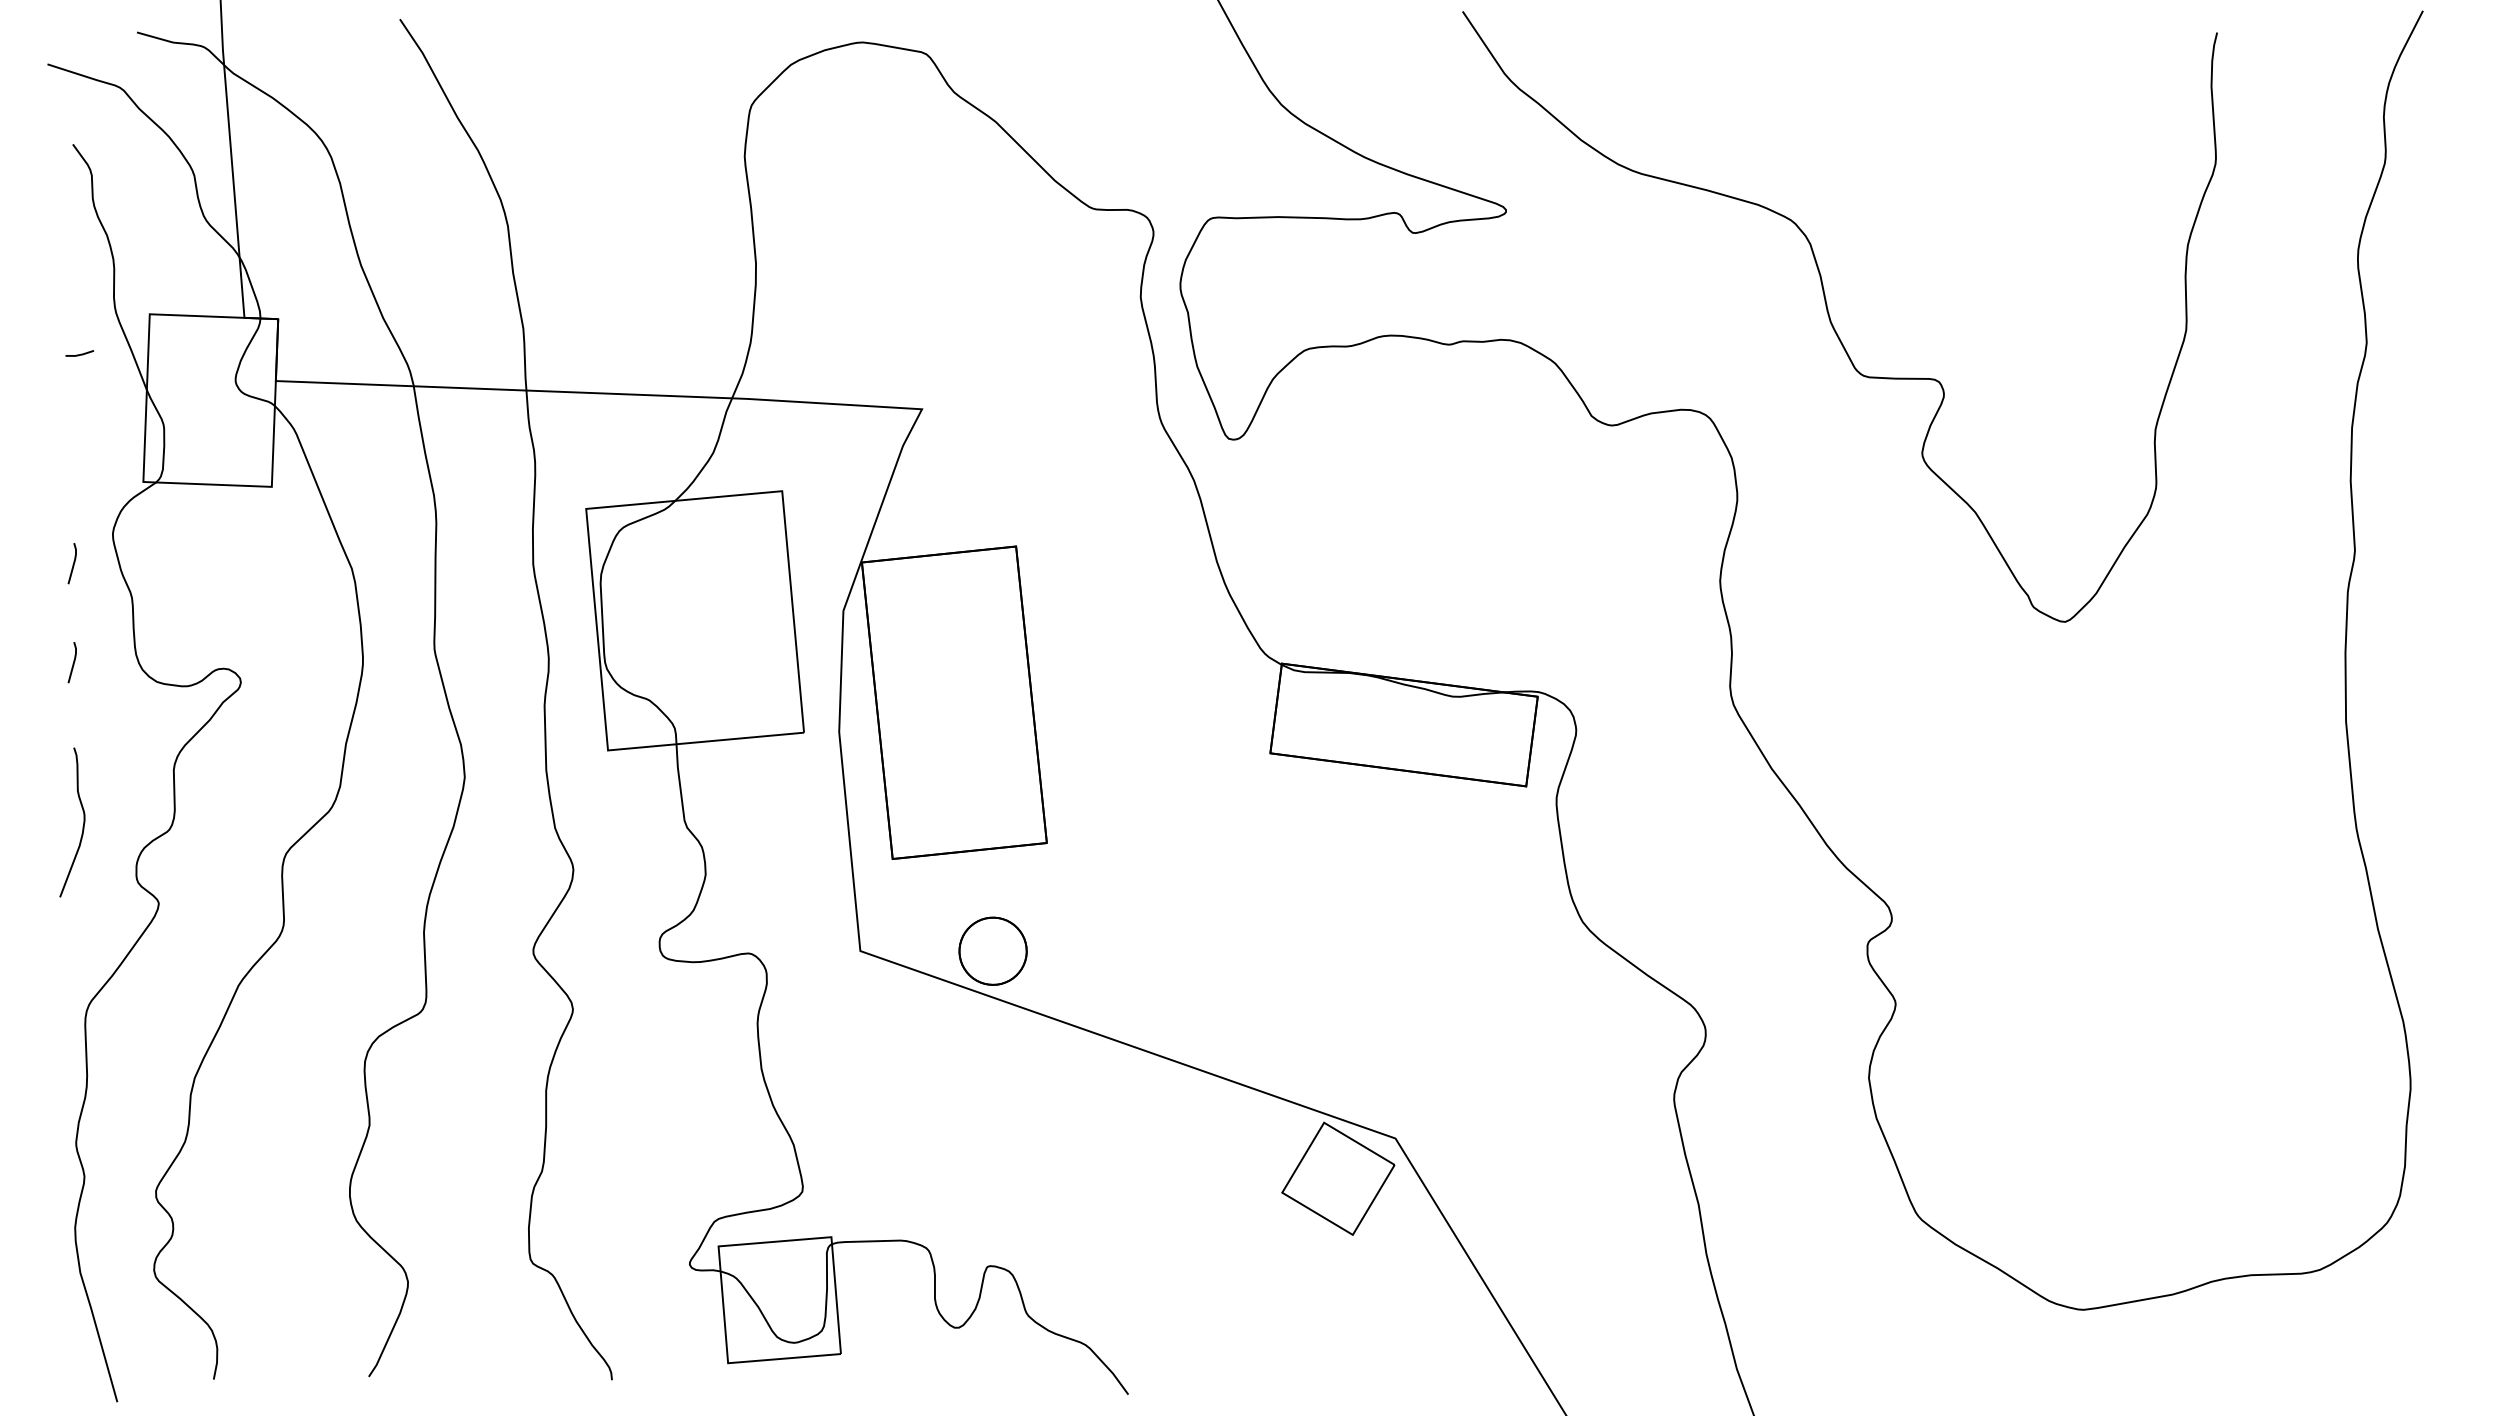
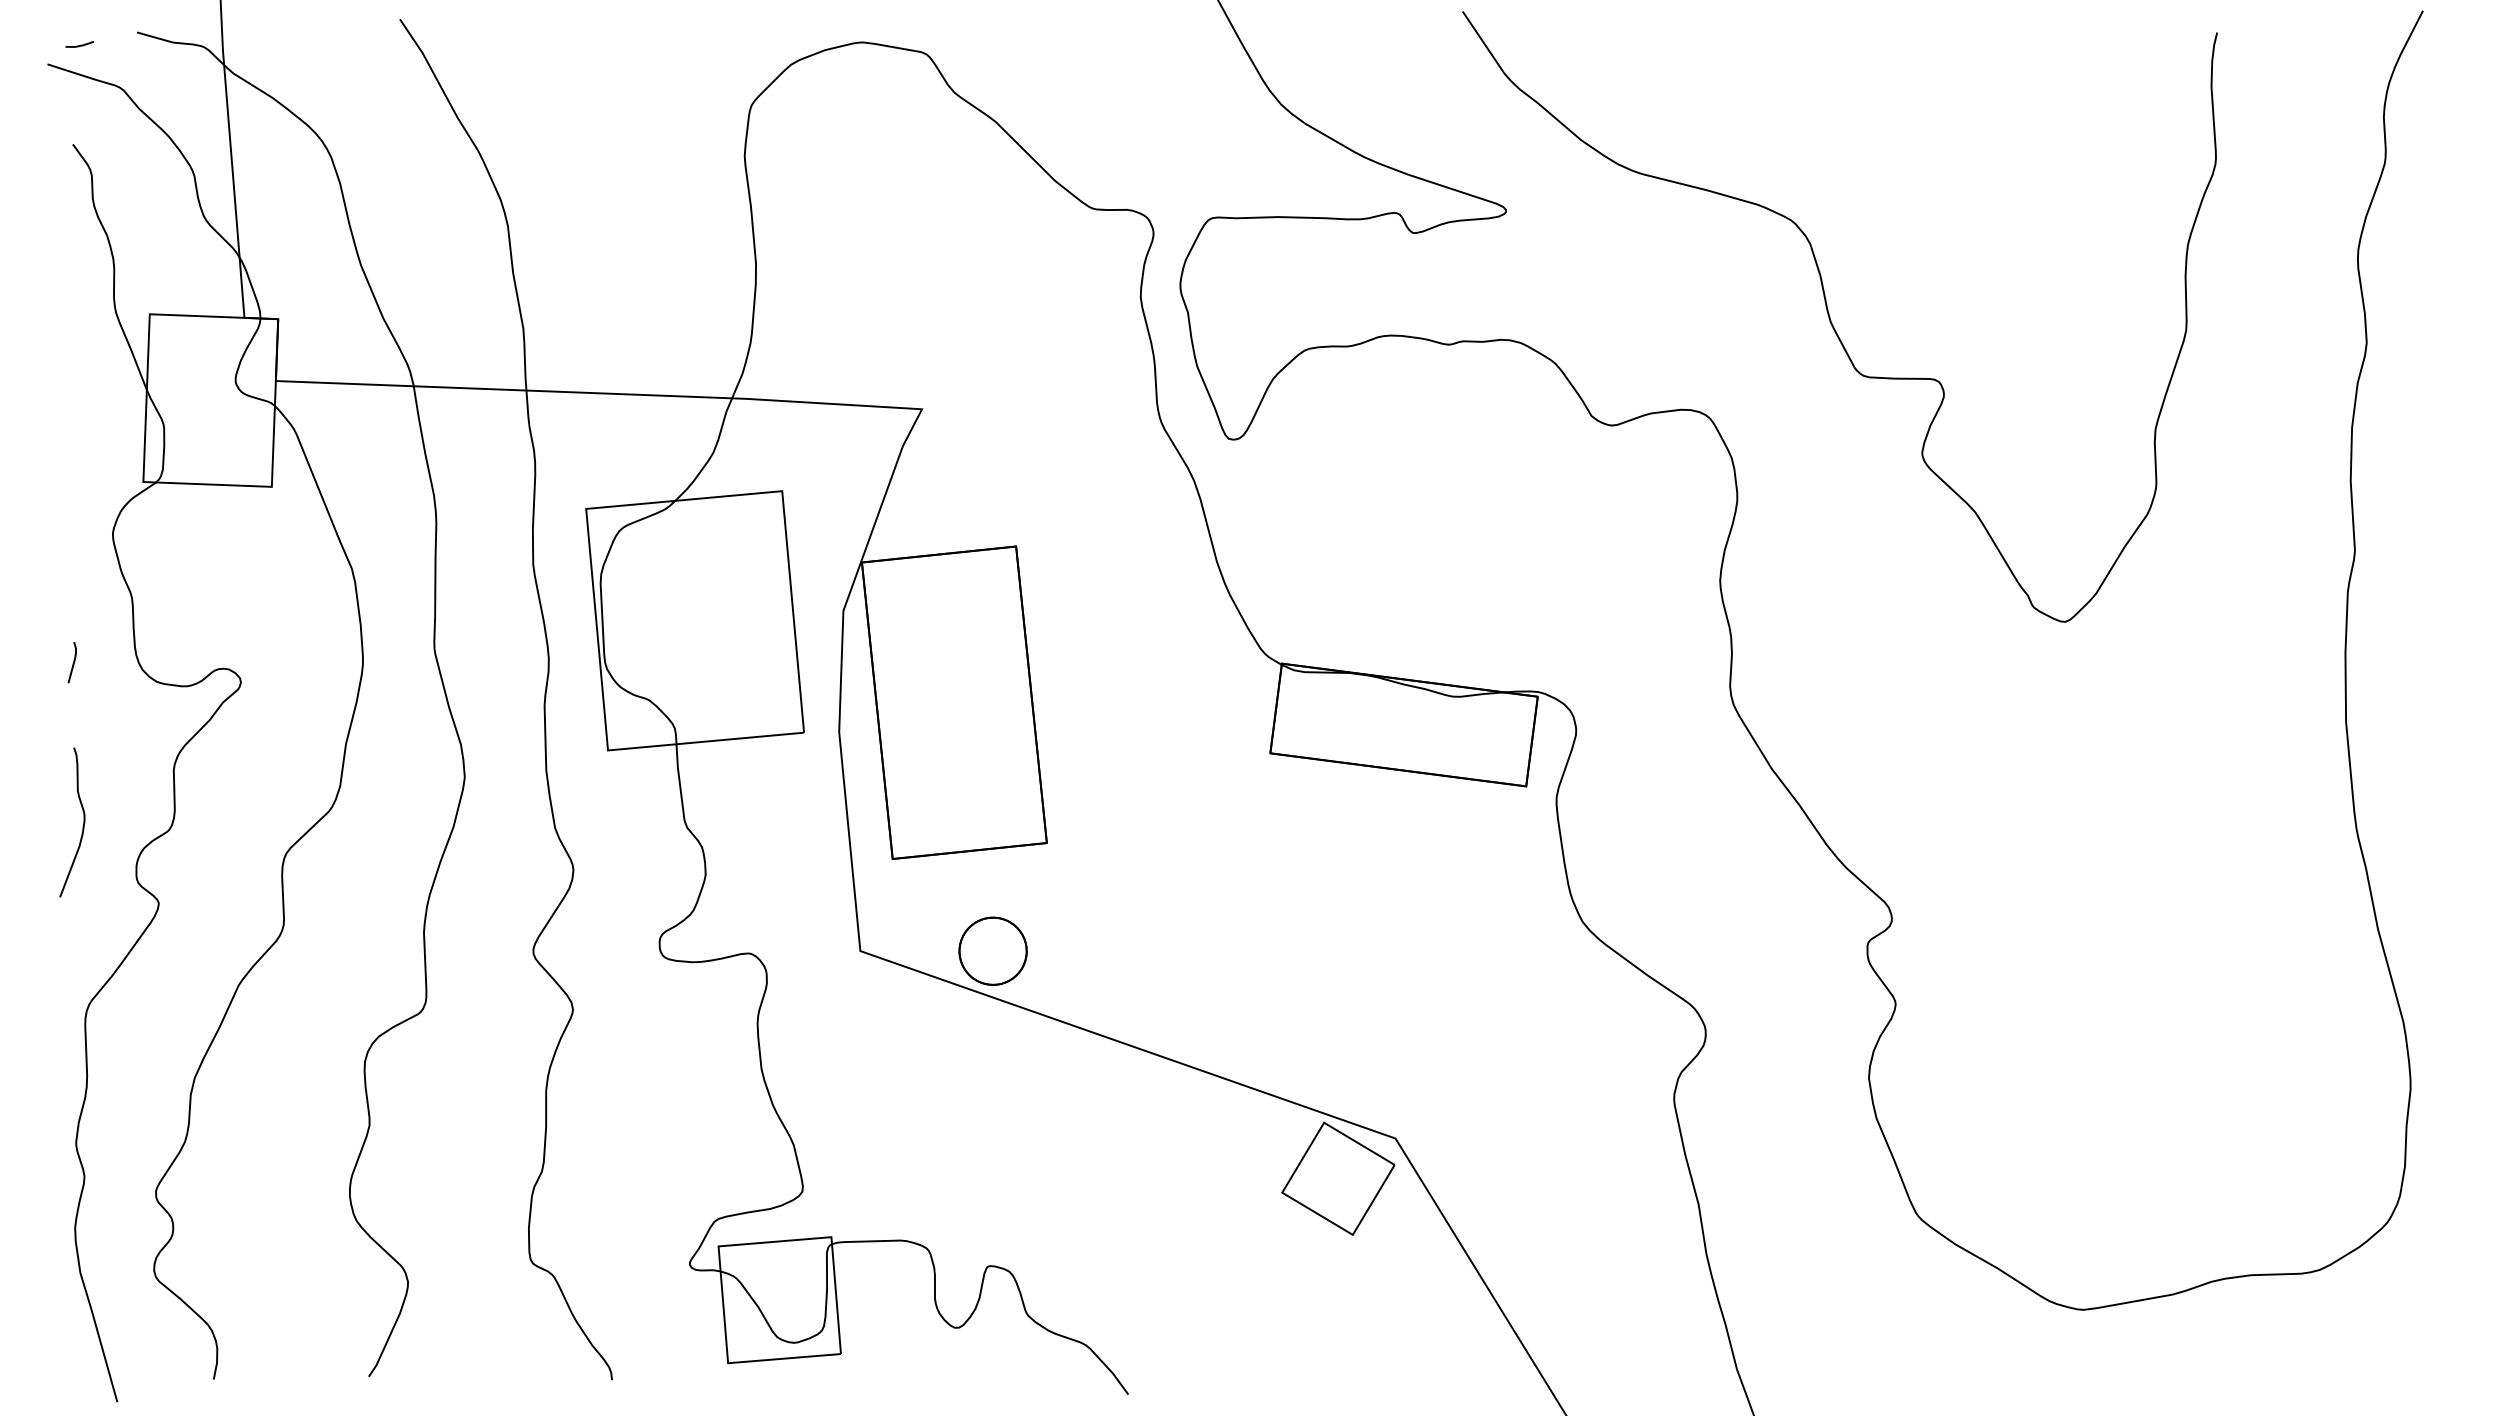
line position: (79, 354) -> (79, 45) (79, 45)
line: present -> none (72, 564)
